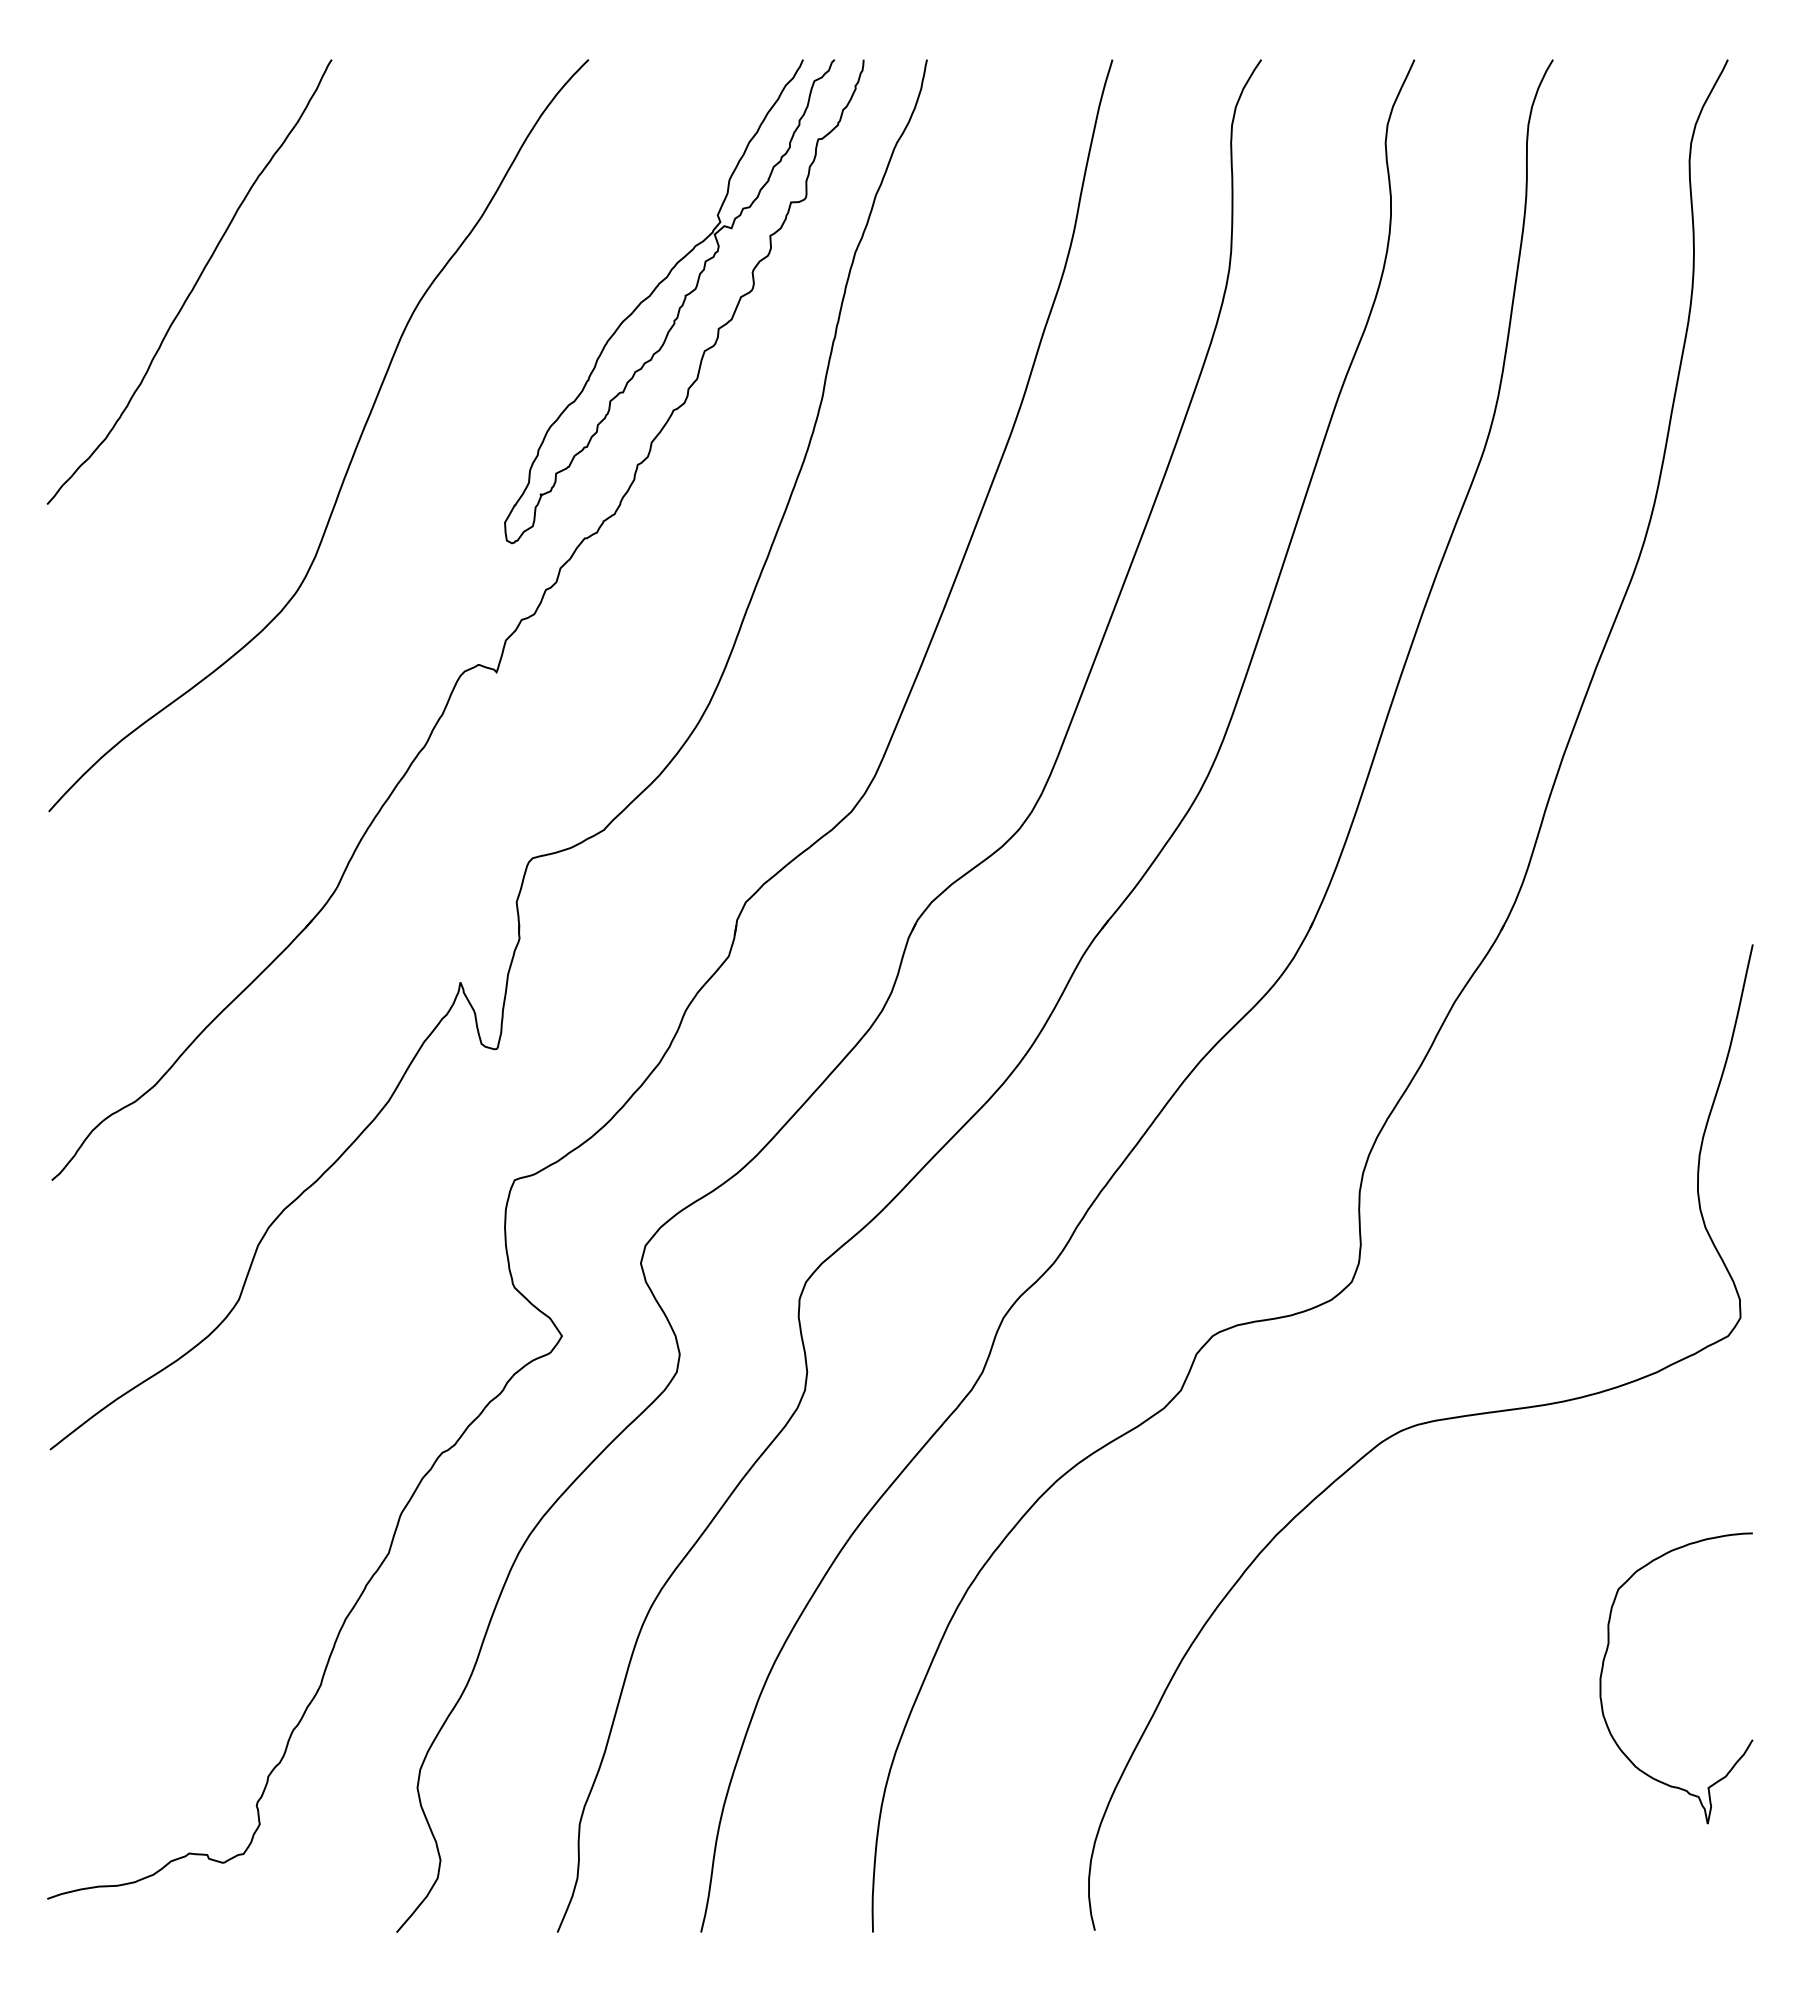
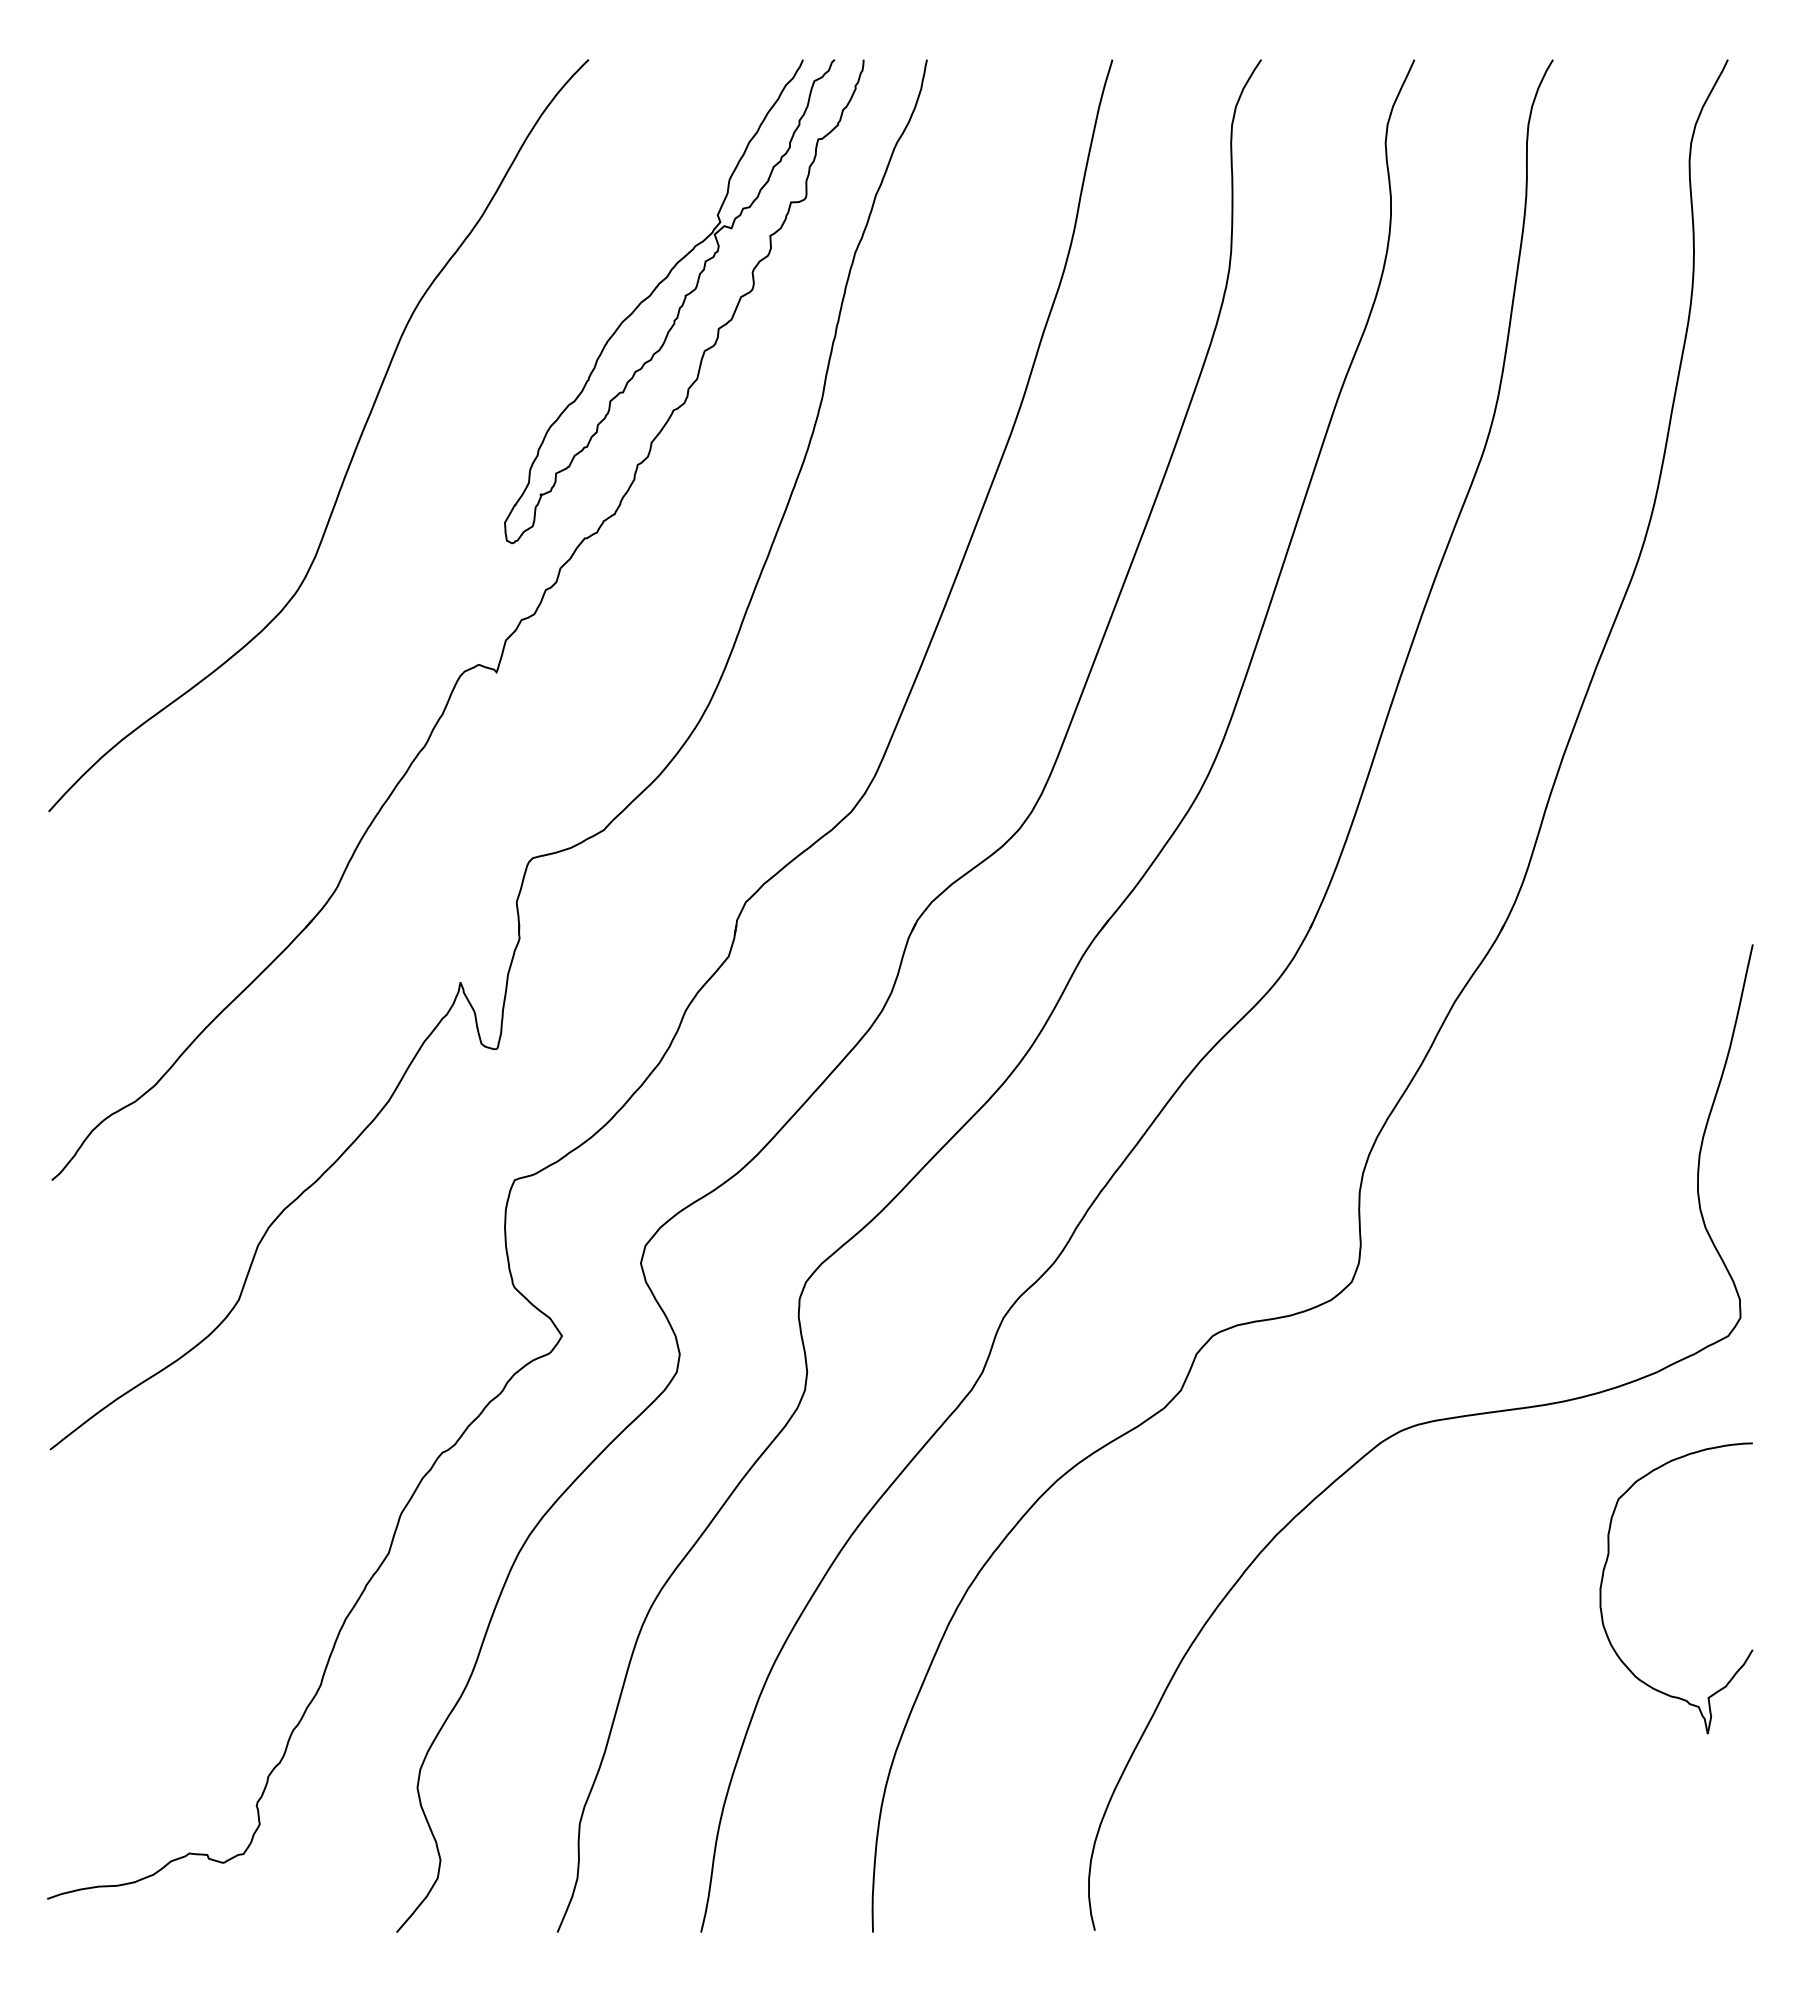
curve: present -> none (193, 285)
part position: (1603, 1669) -> (1603, 1579) (1603, 1579)
